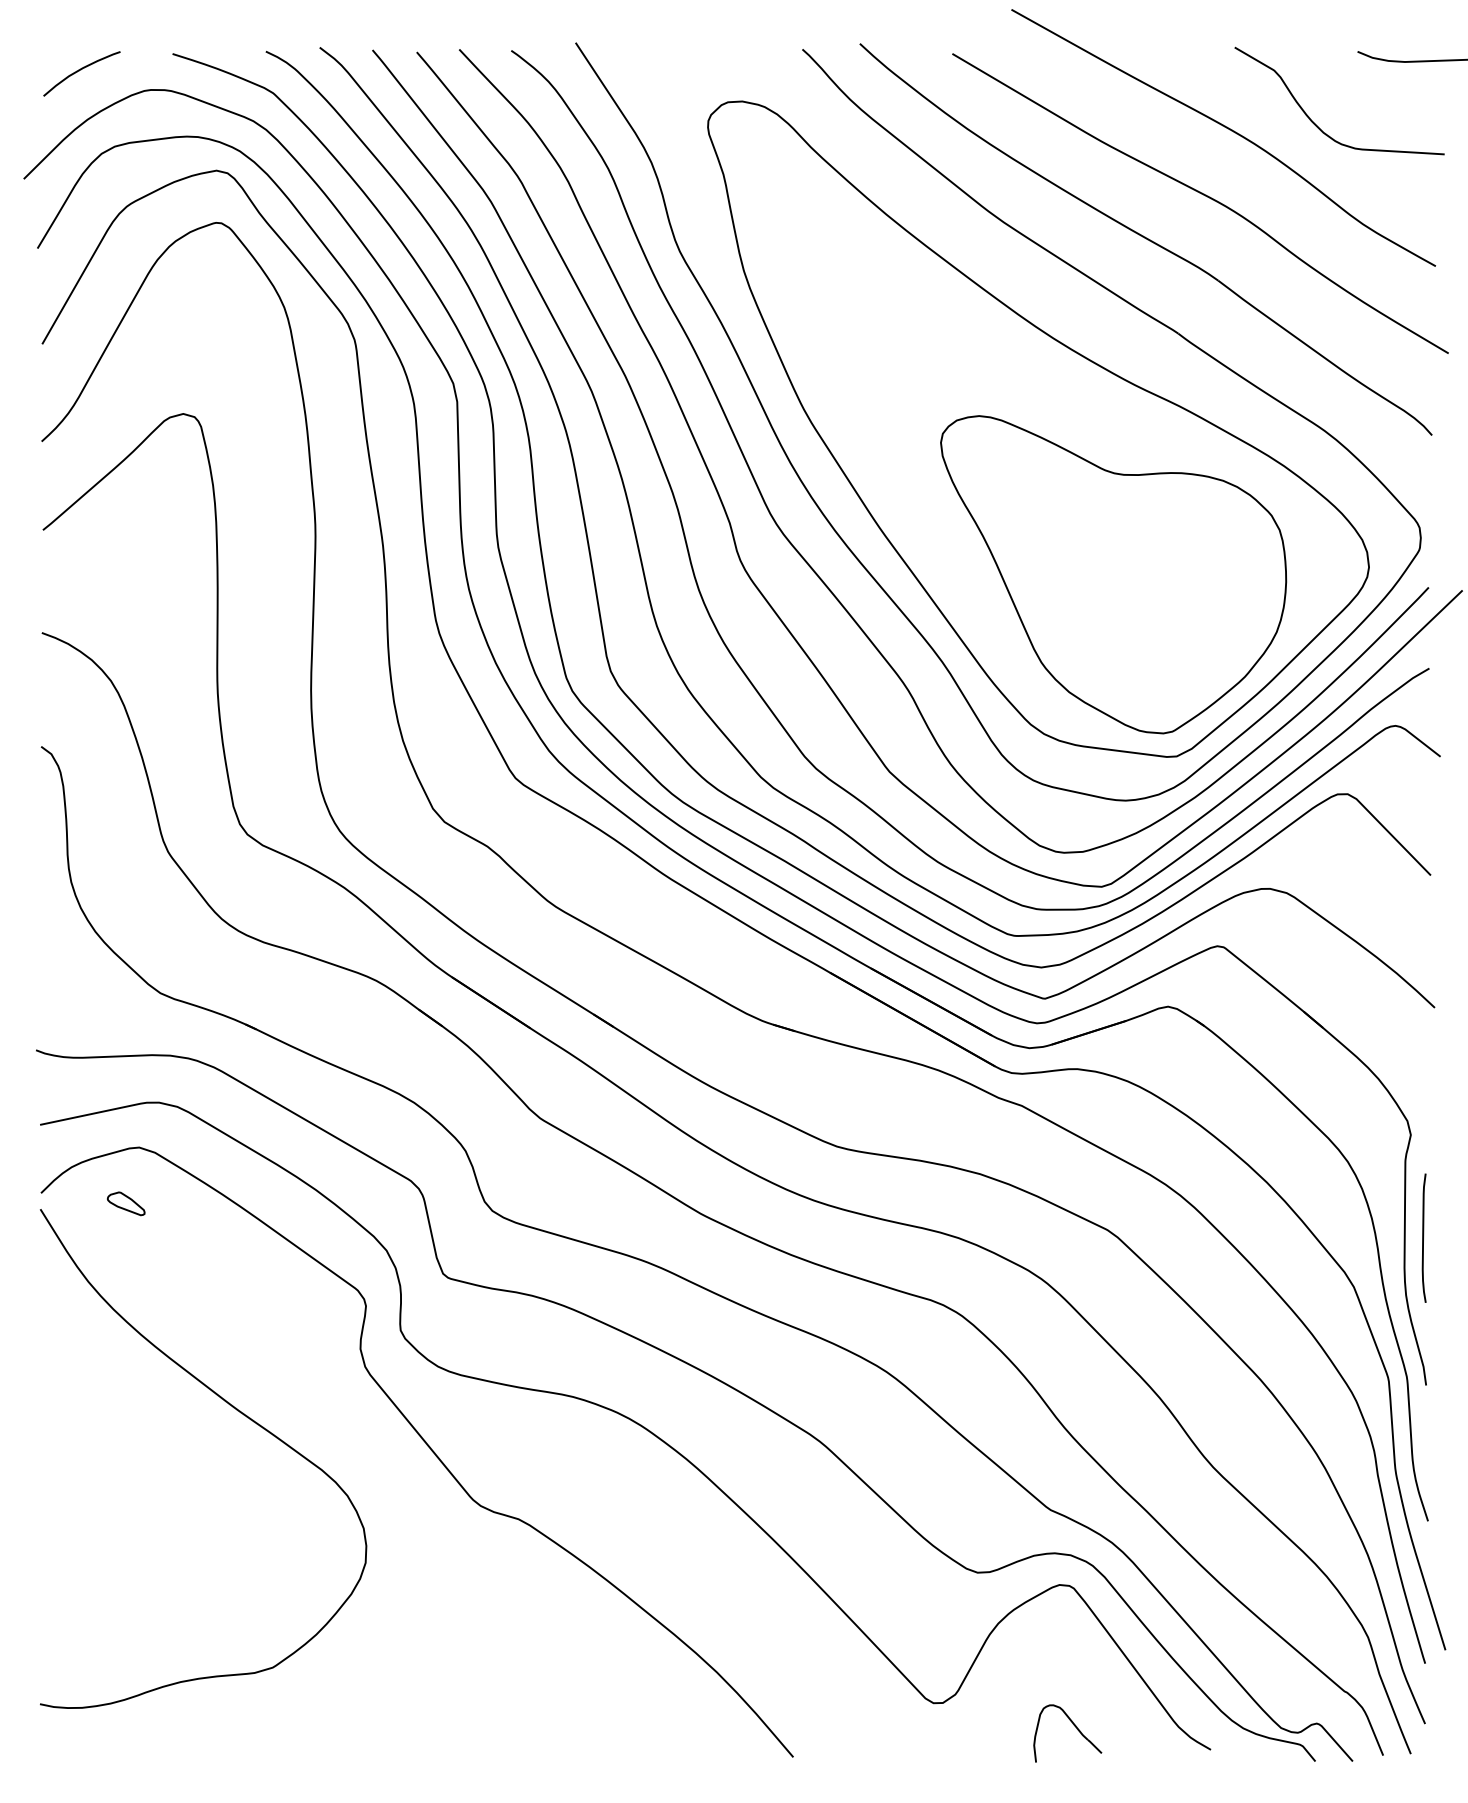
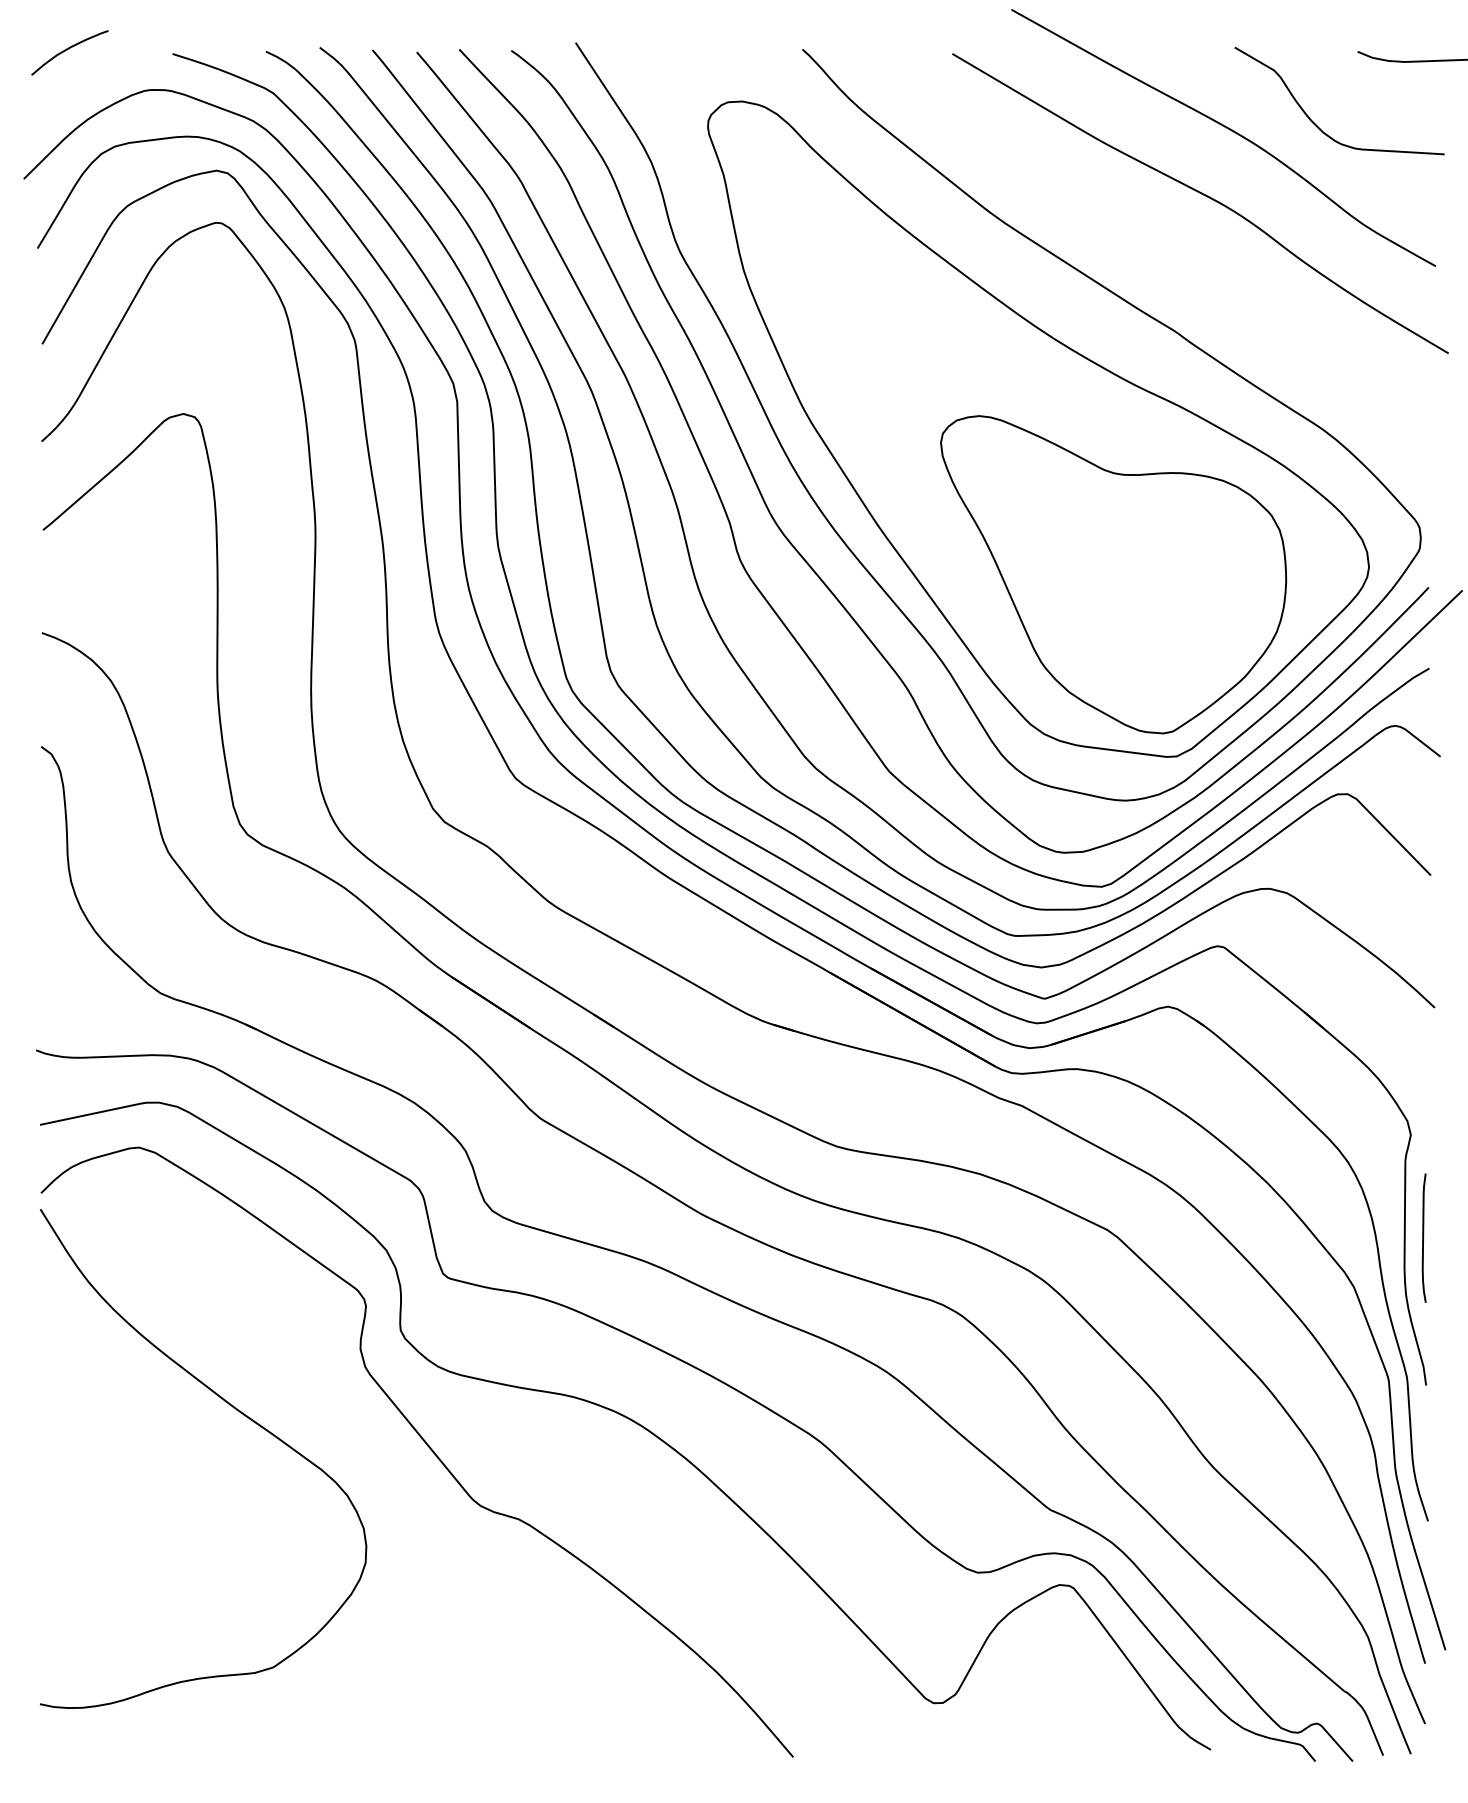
curve position: (79, 71) -> (67, 50) (67, 50)
part: present -> none (1145, 239)
part: present -> none (126, 1203)
part: present -> none (1074, 1726)
